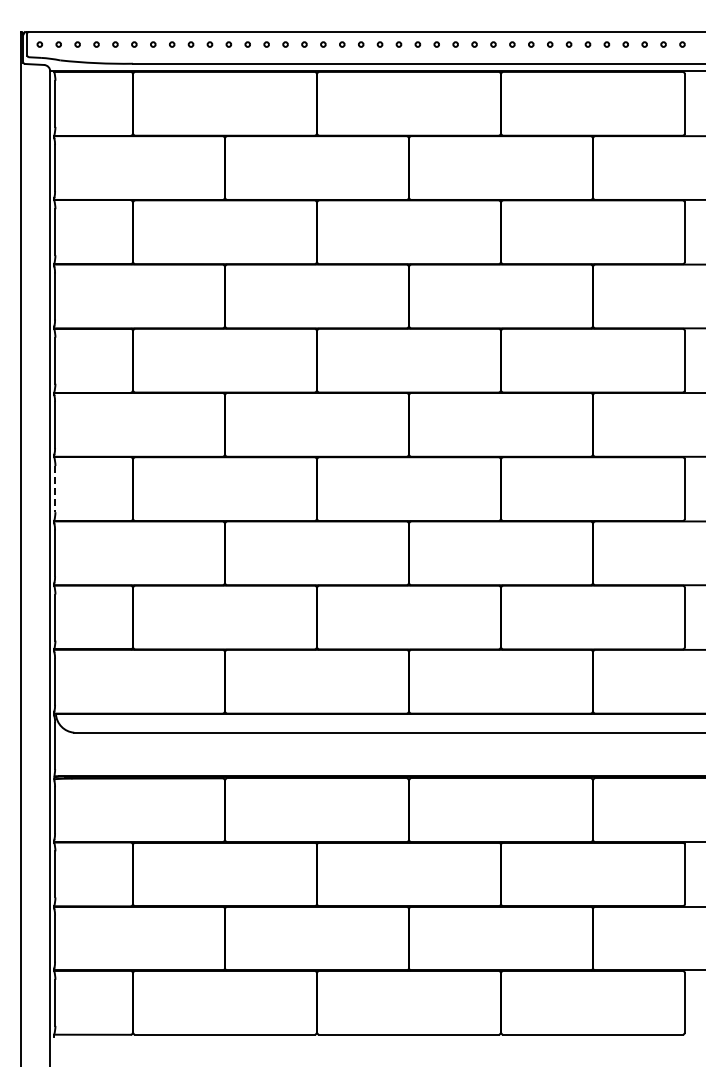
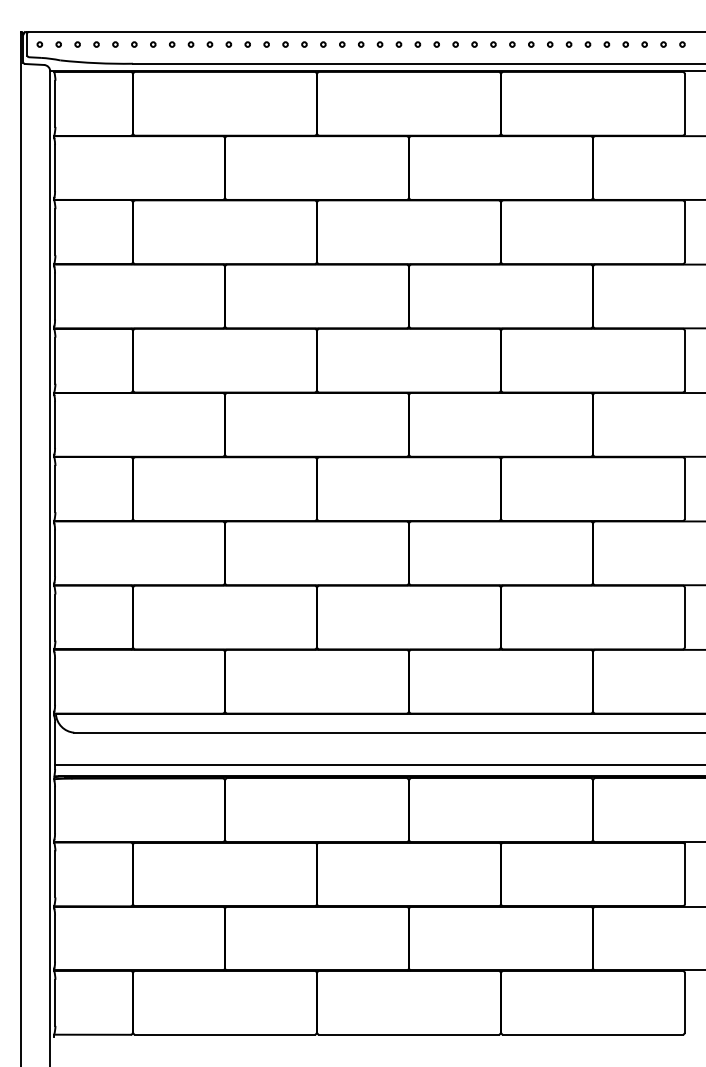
line: dashed -> solid (55, 489)
line: none -> present (378, 765)
